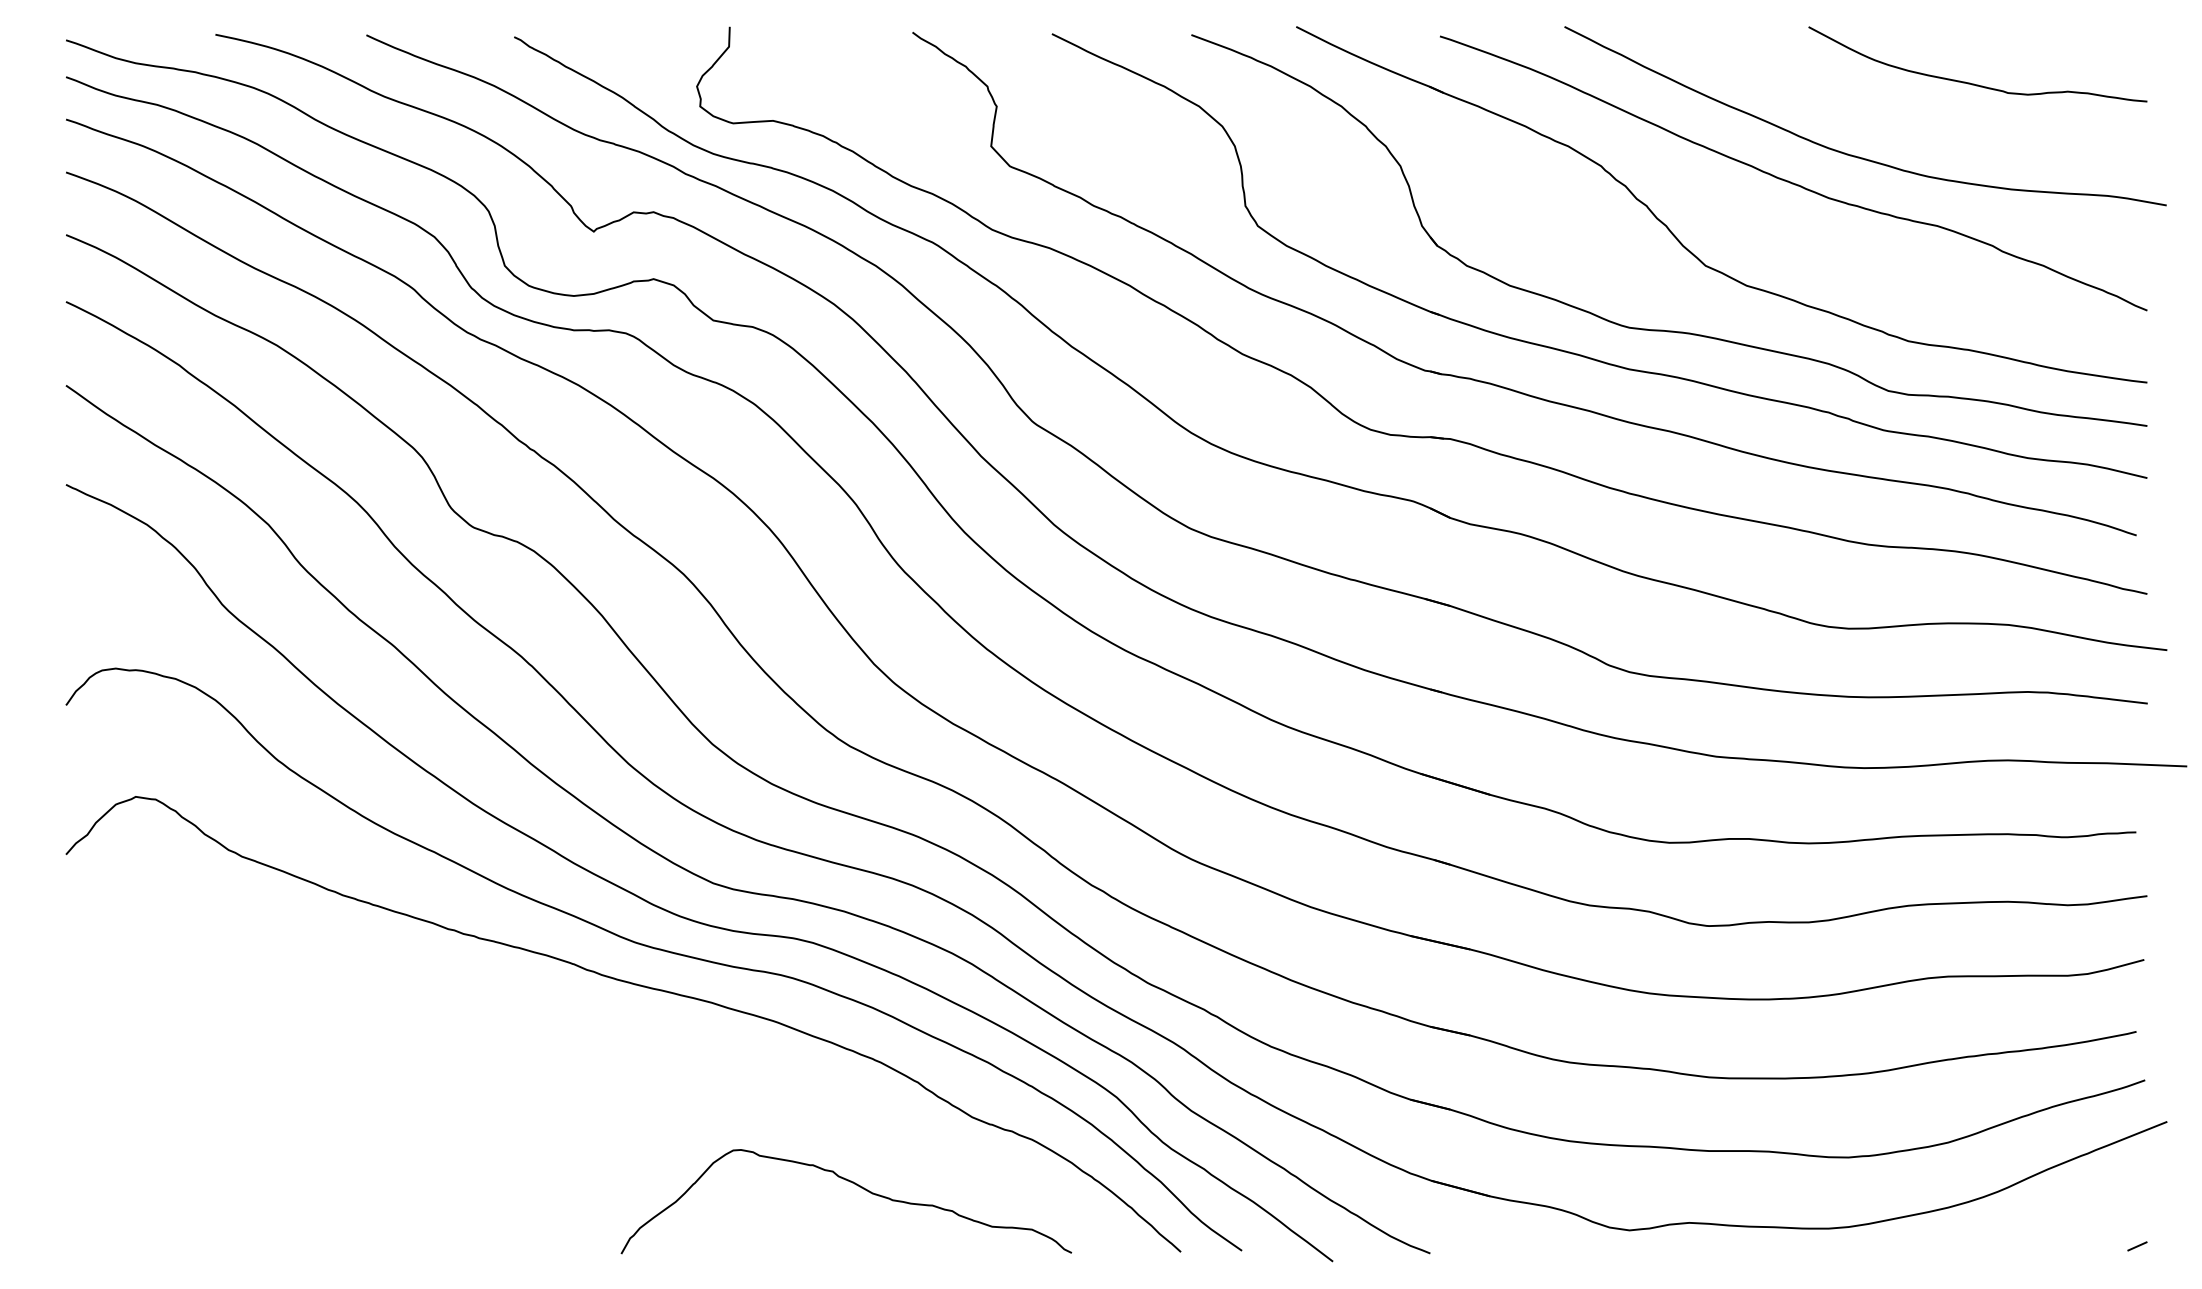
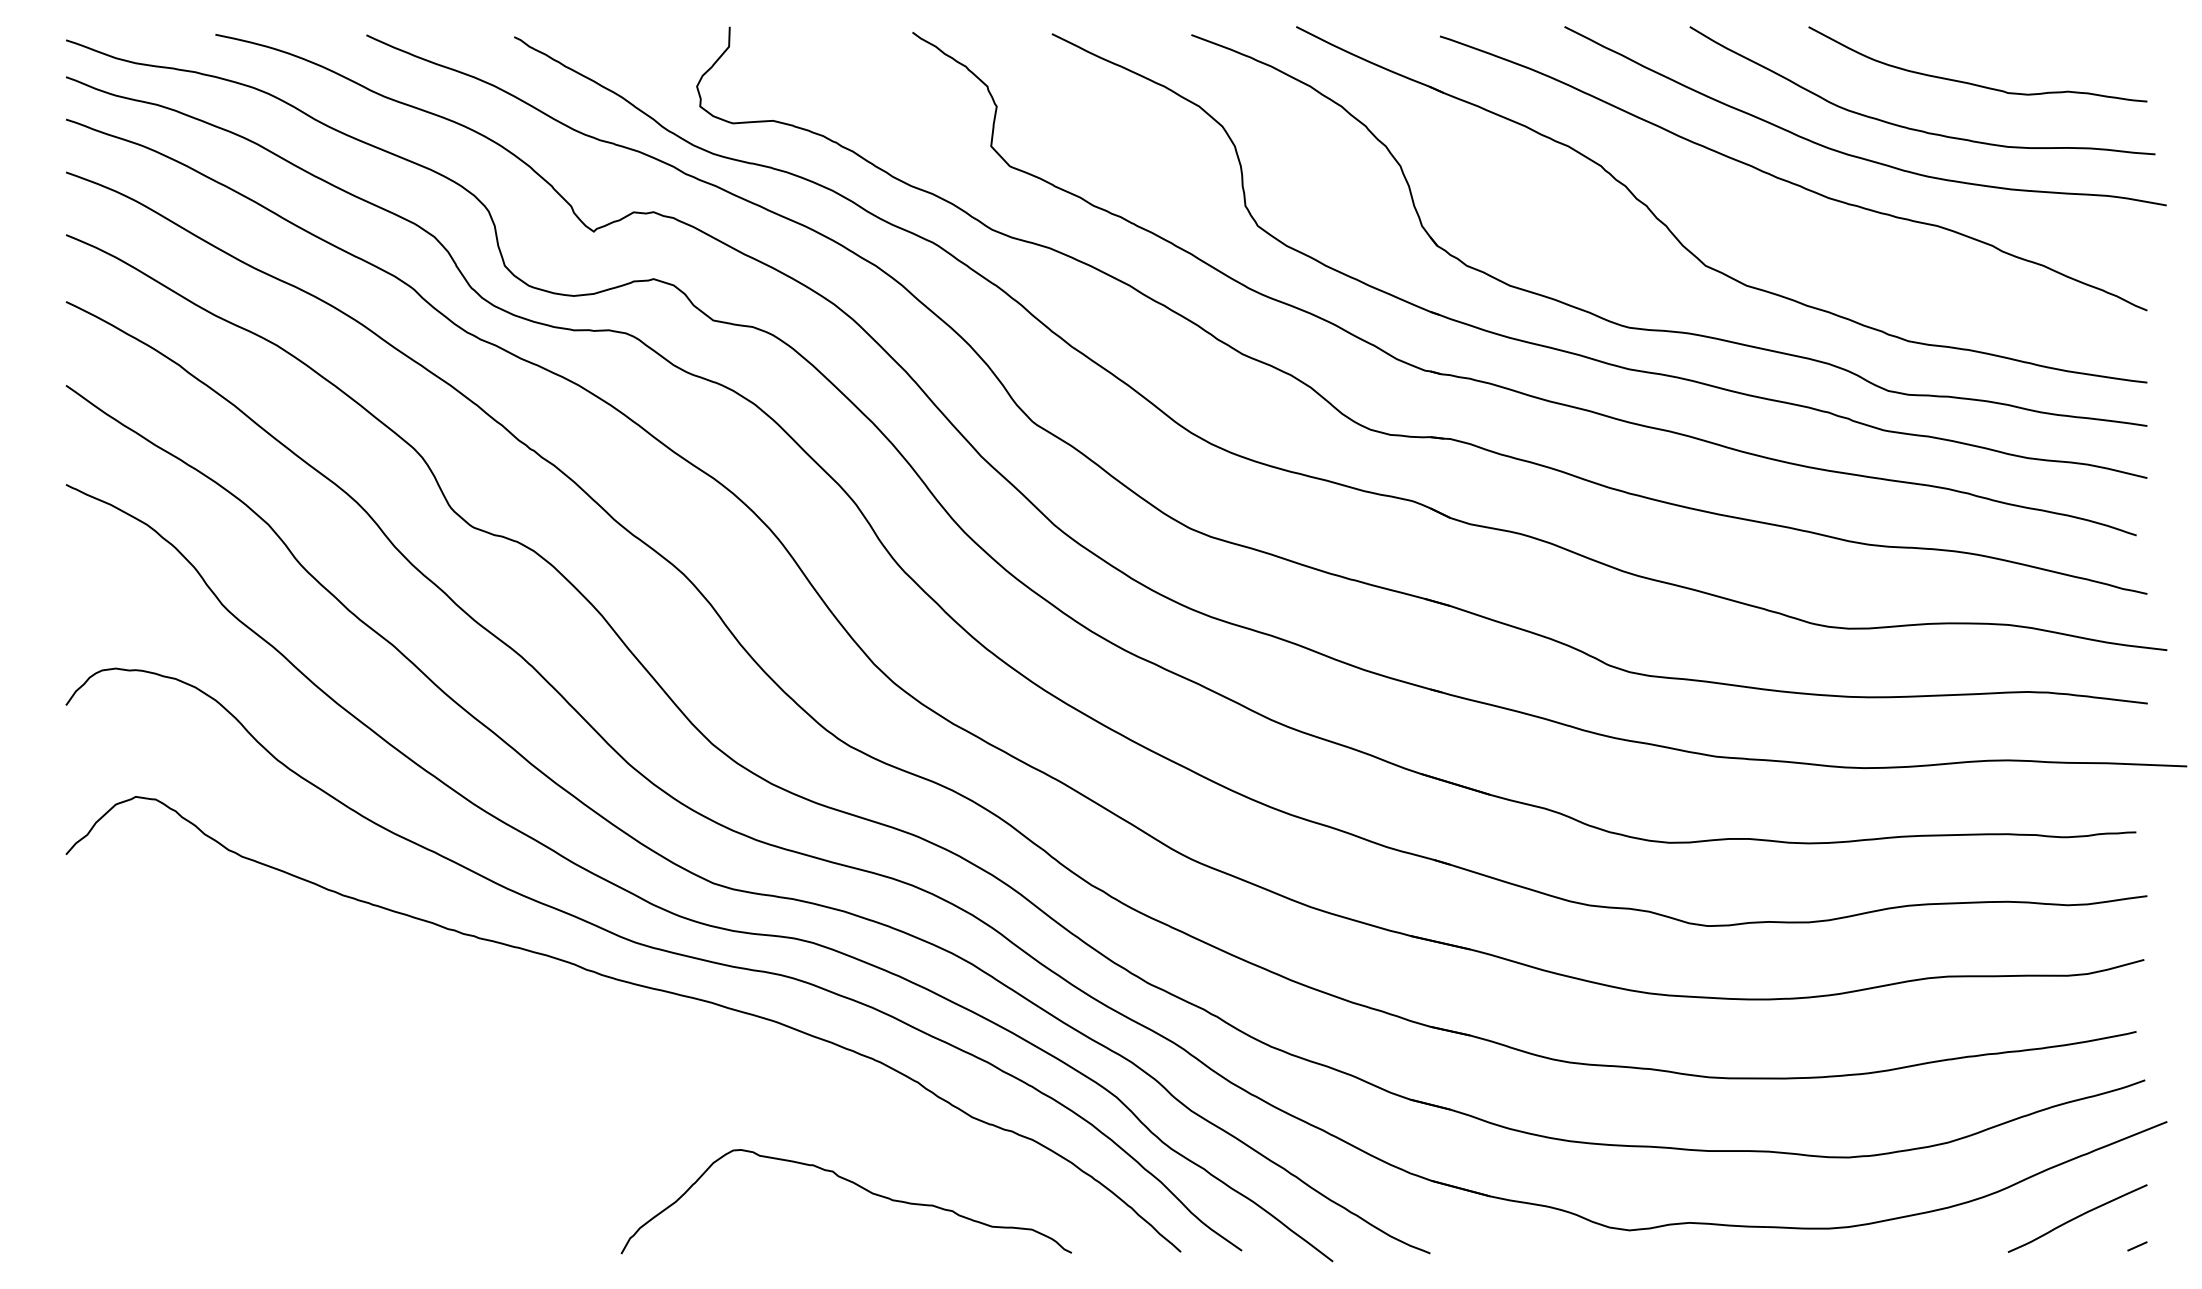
curve: none -> present (1914, 128)
curve: none -> present (2077, 1218)
